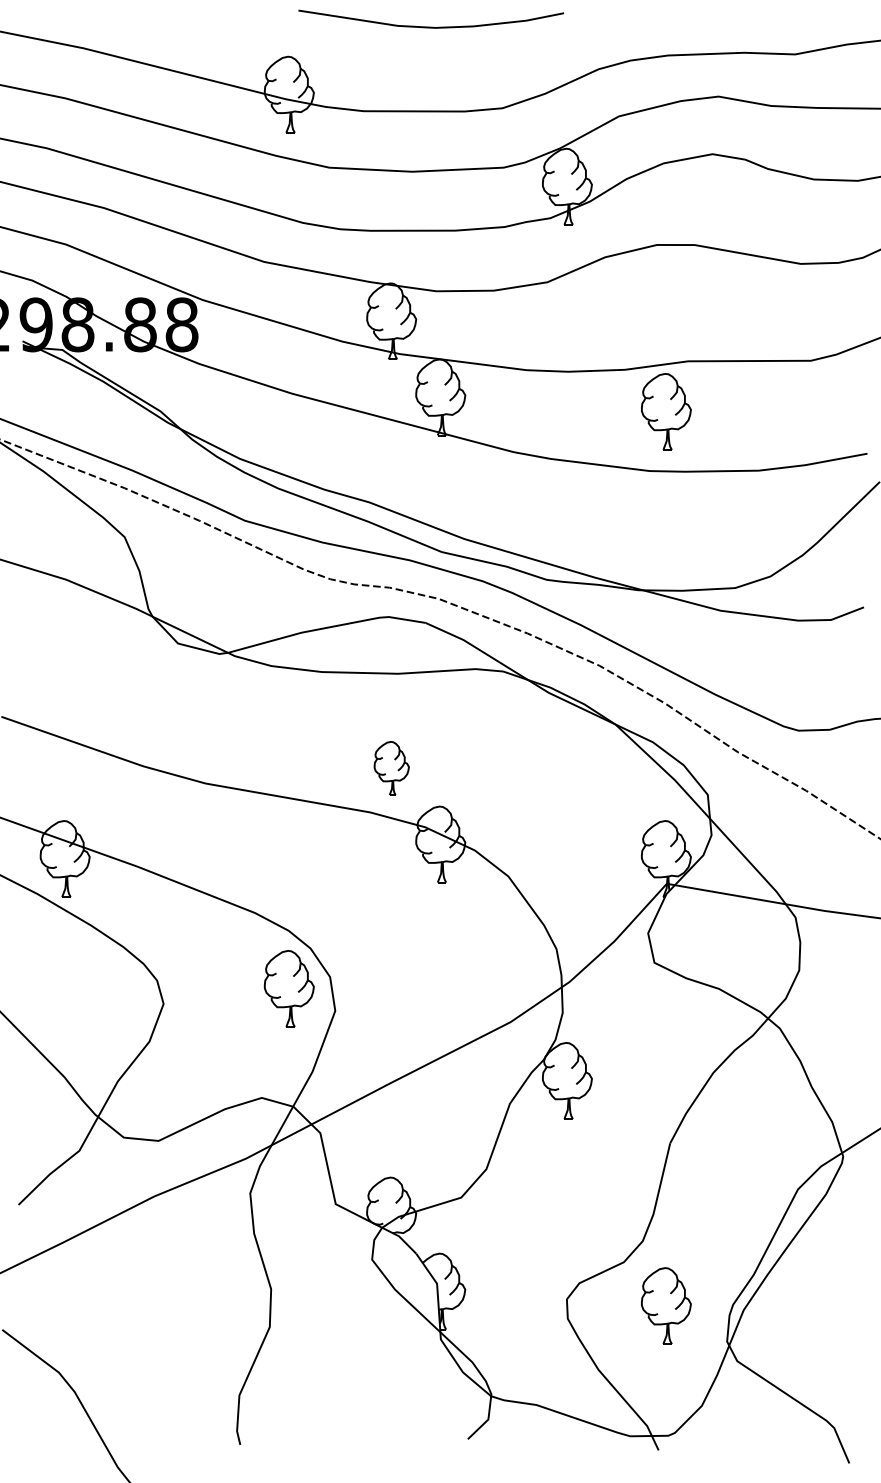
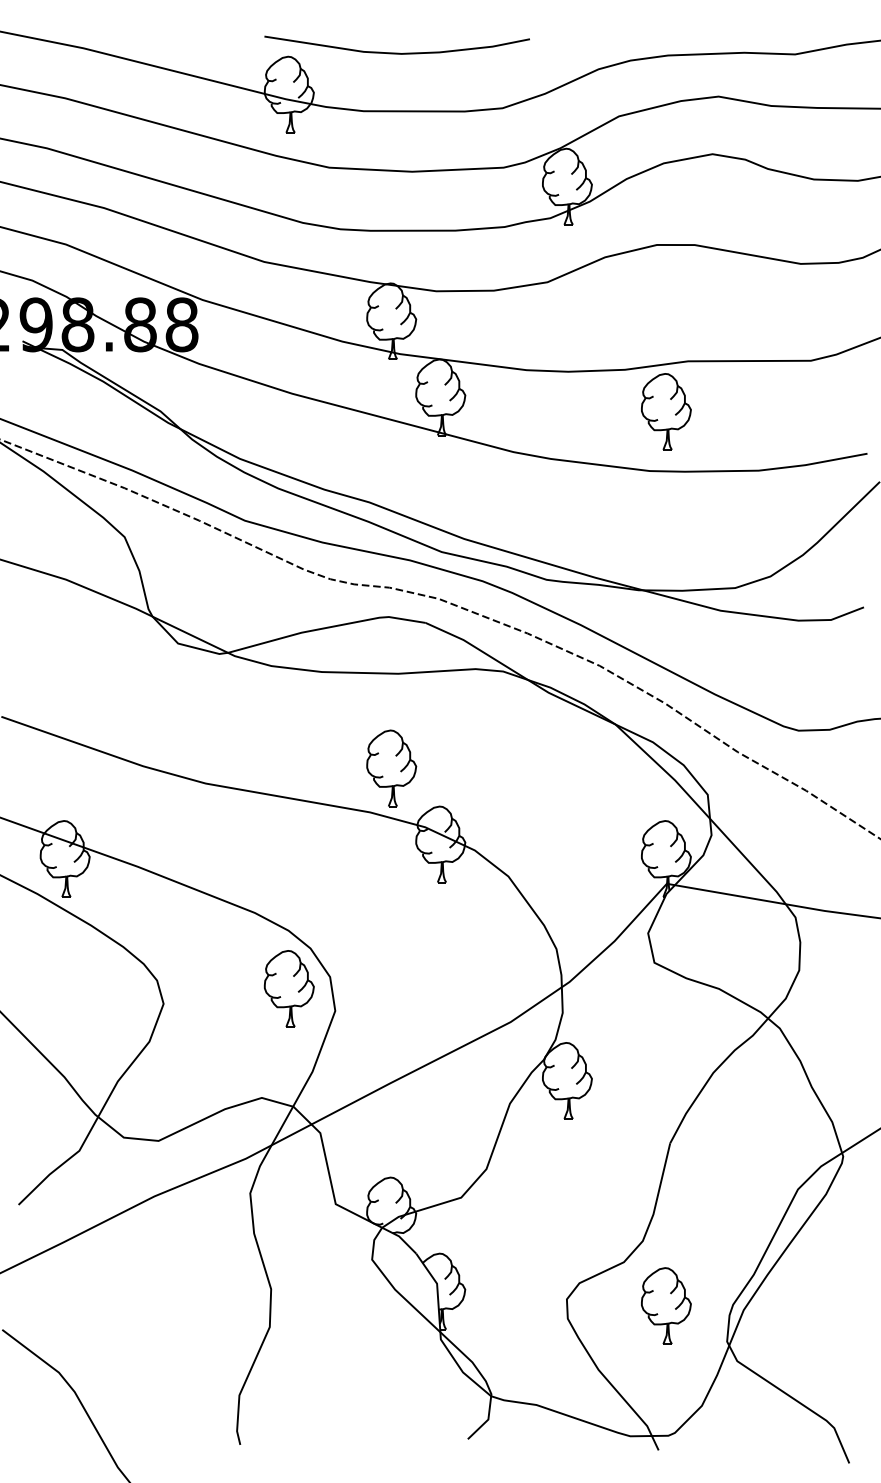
curve position: (430, 26) -> (396, 52) (396, 52)
part size: 37x55 px -> 52x79 px (391, 768)
